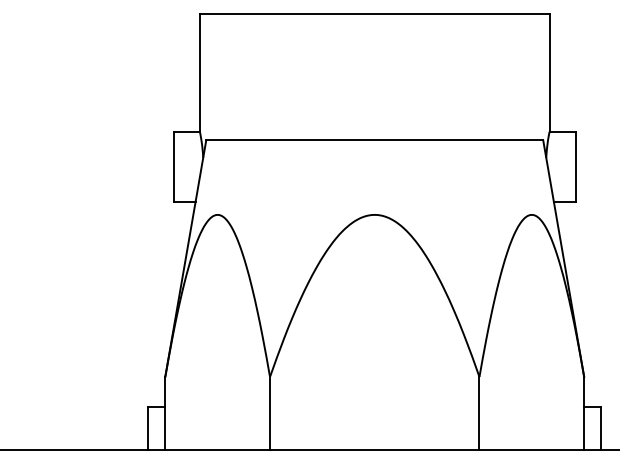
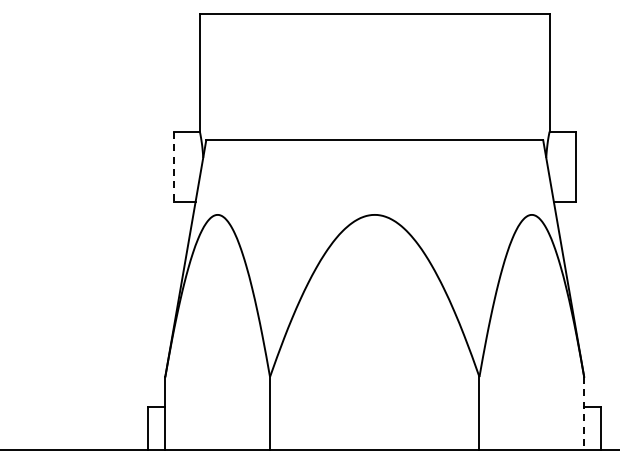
line: solid -> dashed (173, 167)
line: solid -> dashed (584, 413)
